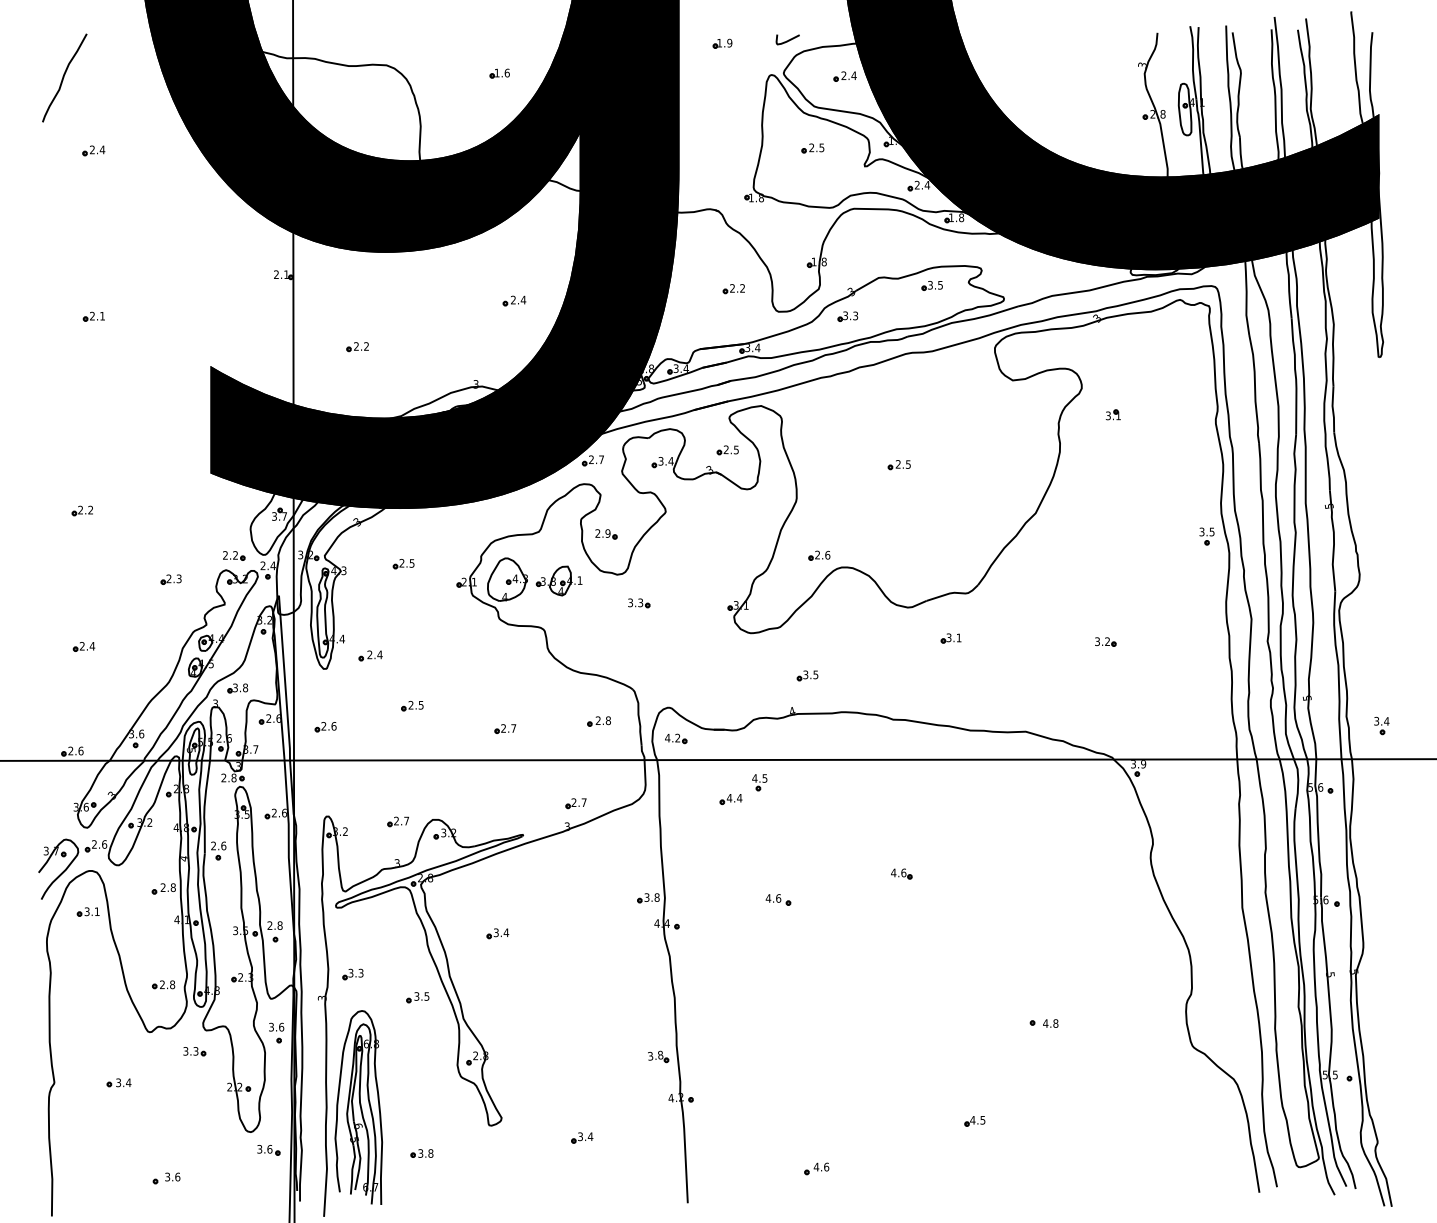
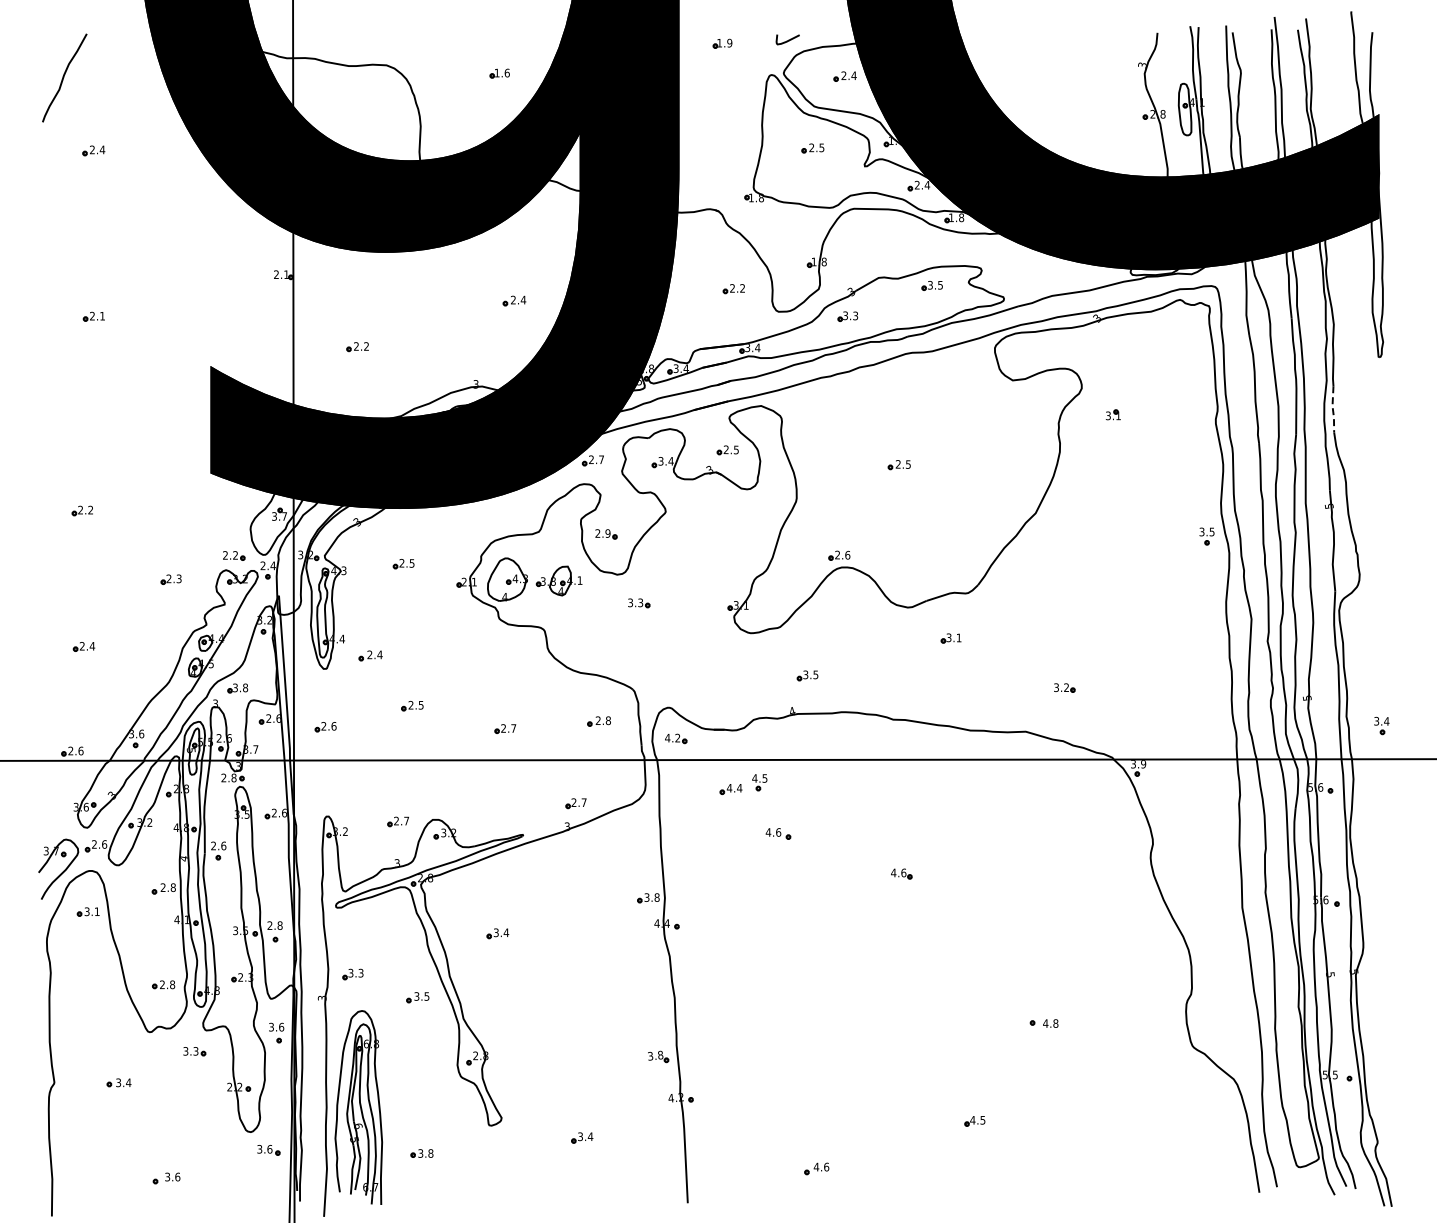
line: solid -> dashed (1333, 409)
part position: (819, 555) -> (839, 555) (839, 555)
part position: (1105, 641) -> (1064, 687) (1064, 687)
part position: (730, 799) -> (730, 789) (730, 789)
part position: (778, 899) -> (778, 833) (778, 833)
